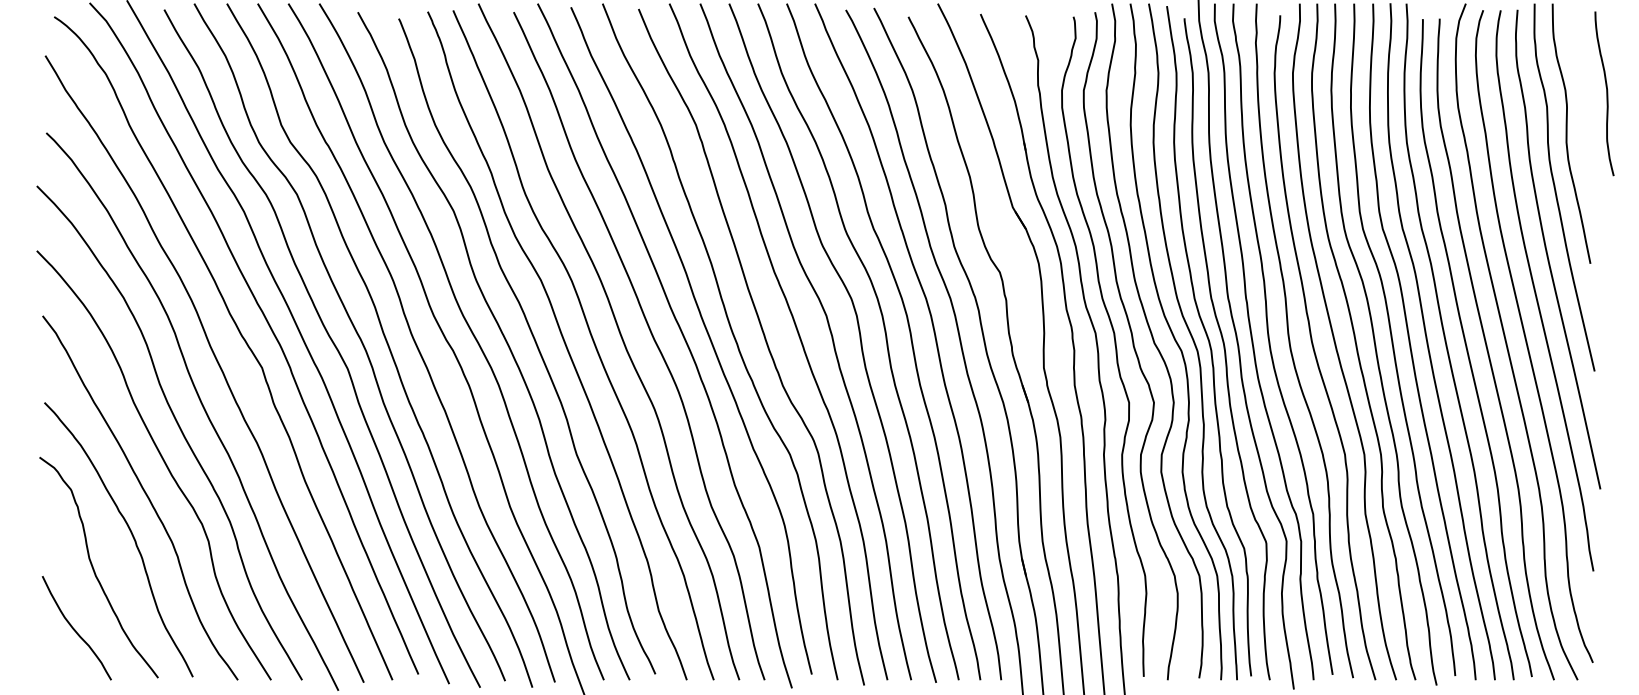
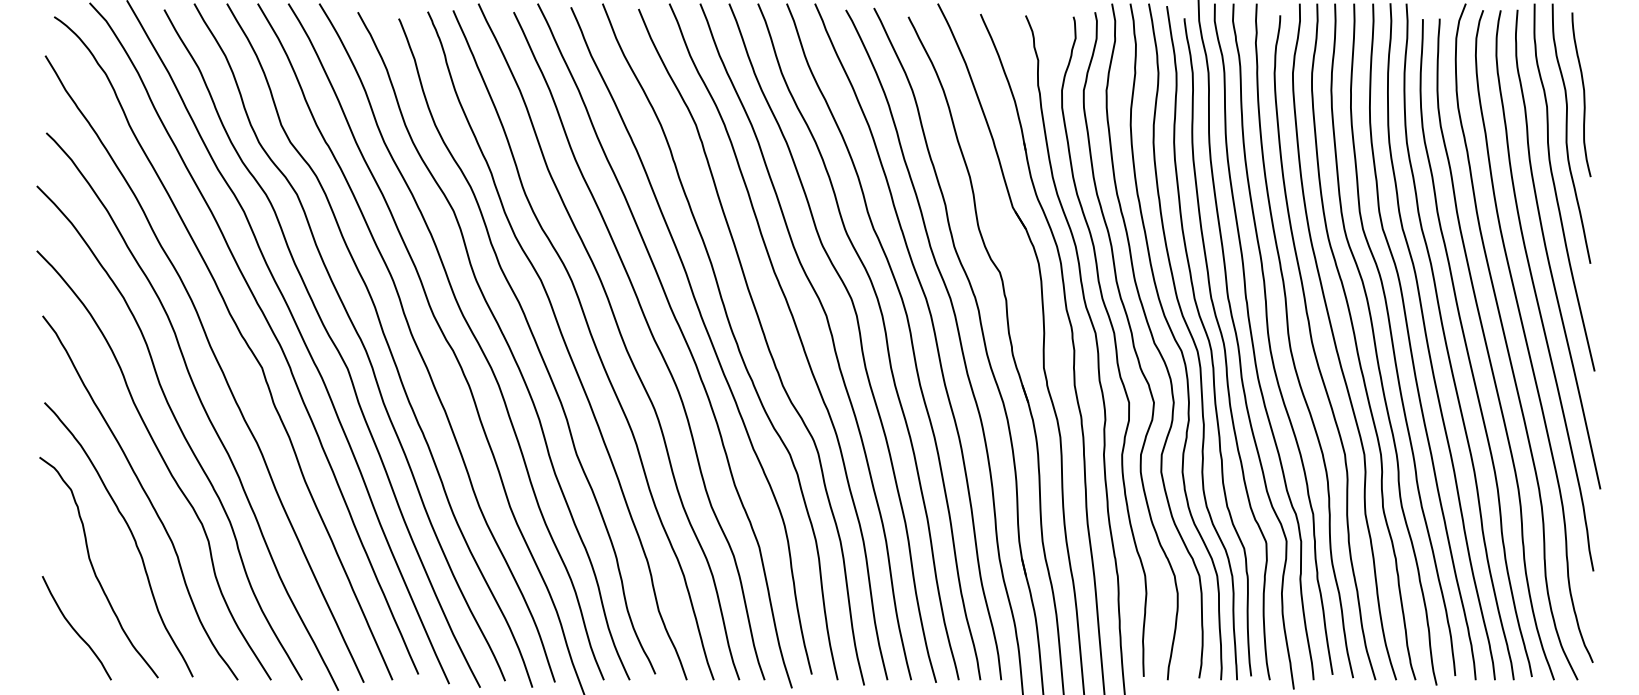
curve position: (1606, 93) -> (1583, 94) (1583, 94)
